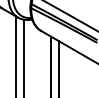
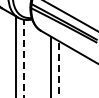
line: solid -> dashed (23, 58)
line: solid -> dashed (58, 68)
